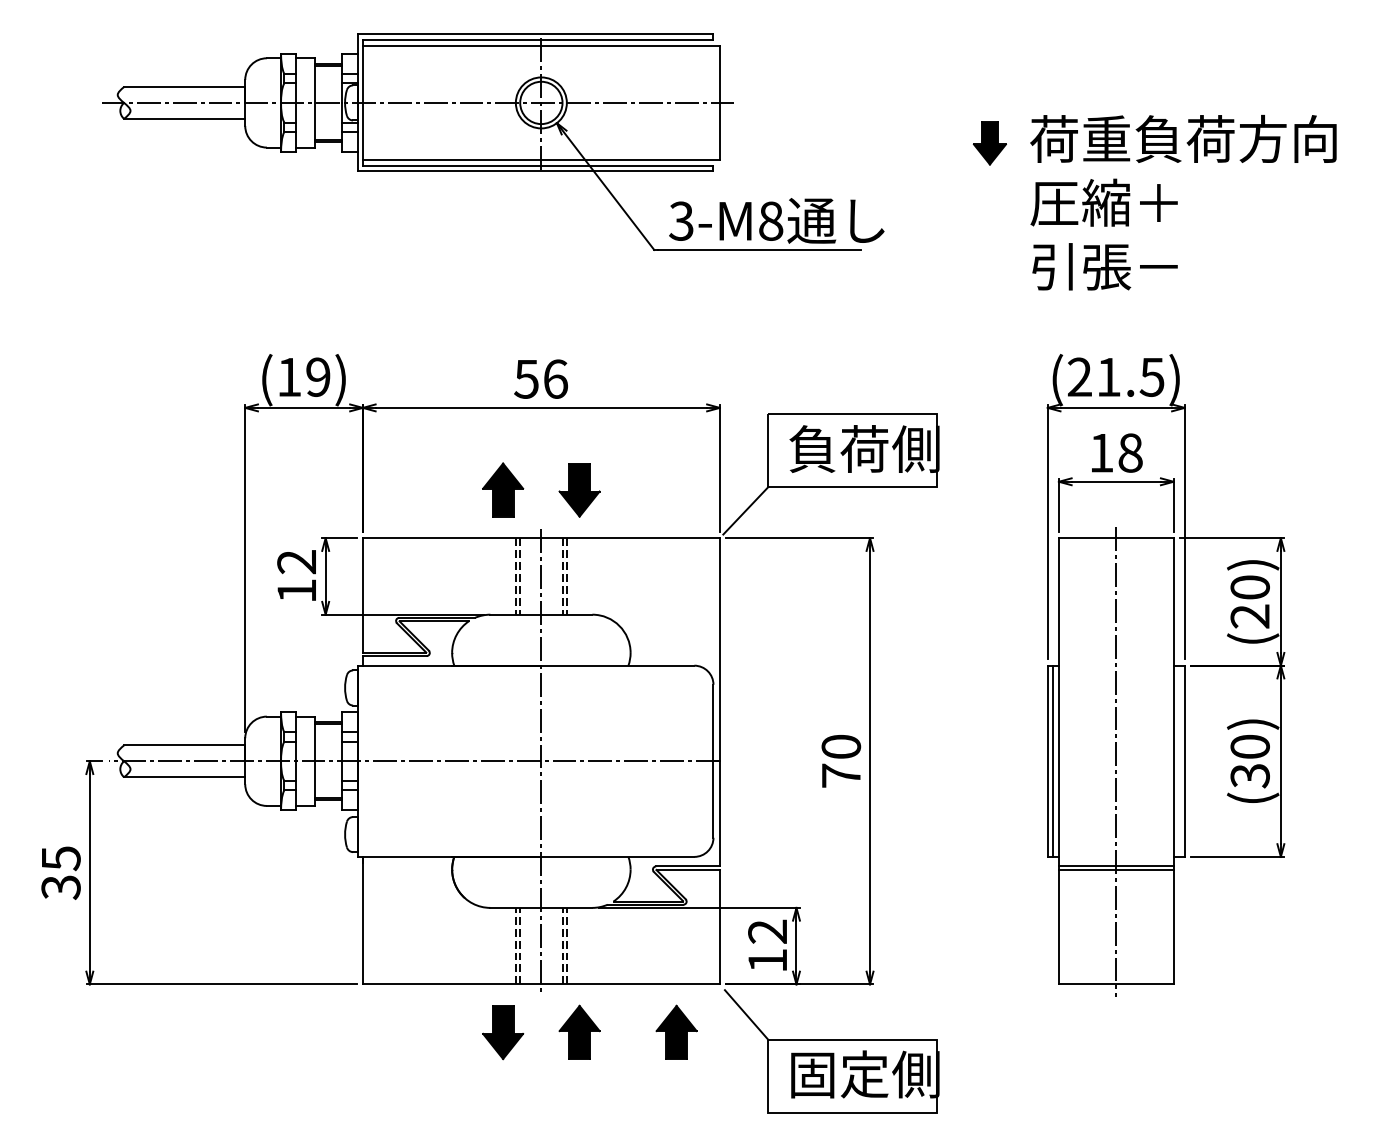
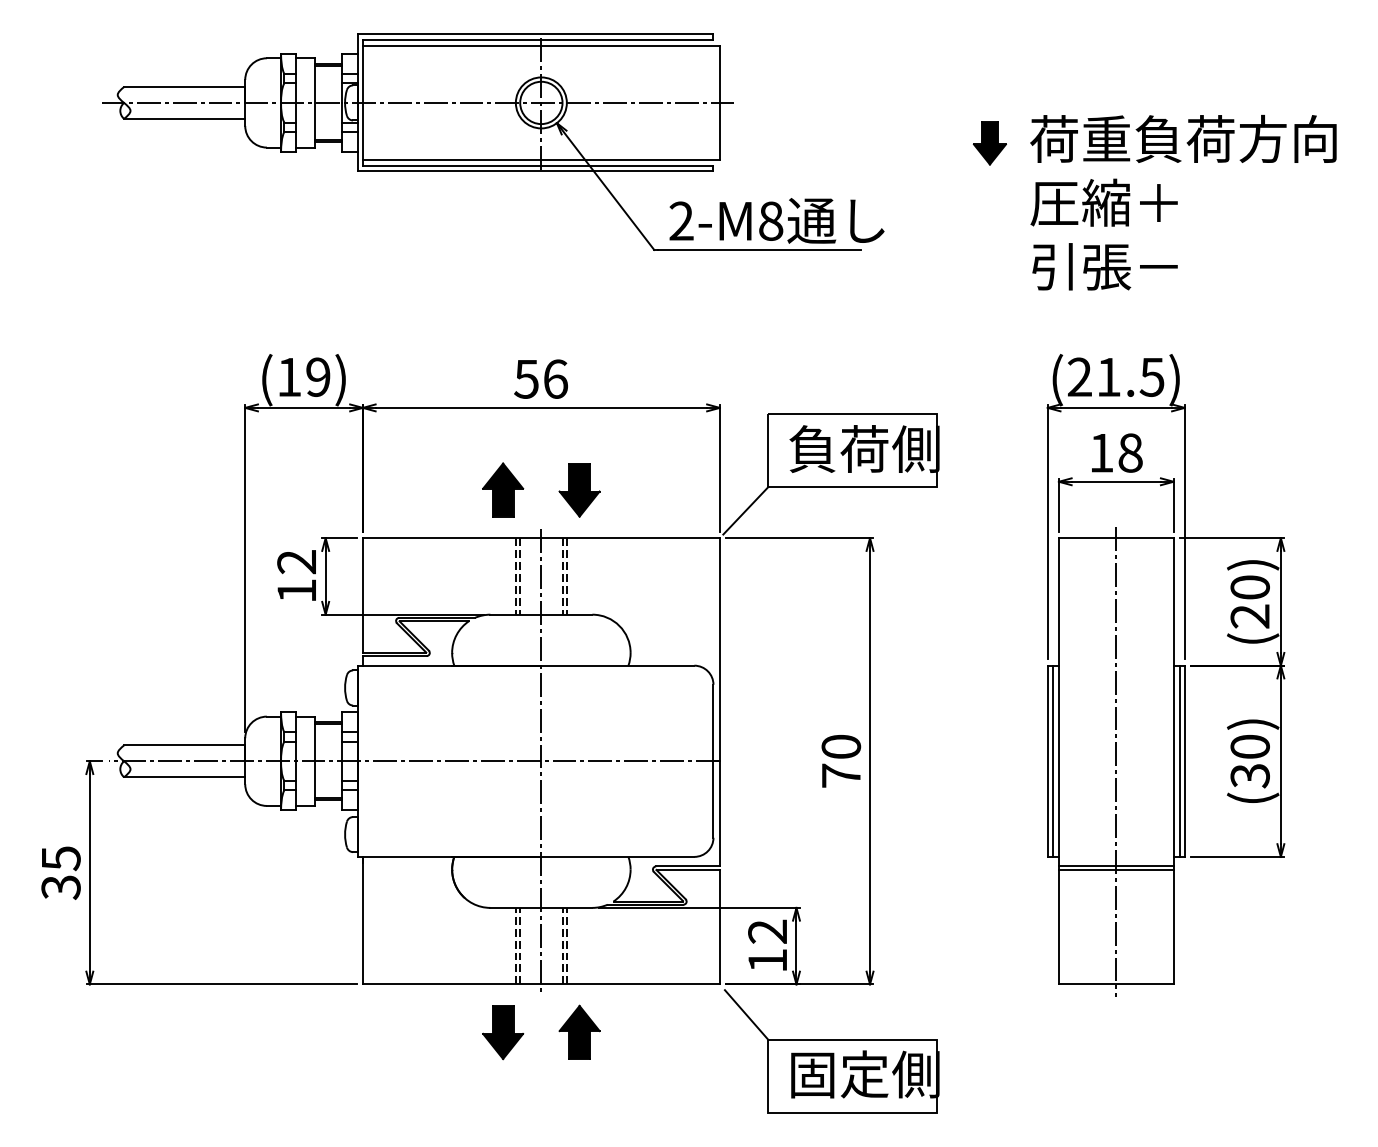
text: 3-M8 -> 2-M8 (681, 220)
line: none -> present (1179, 760)
part: present -> none (676, 1031)
